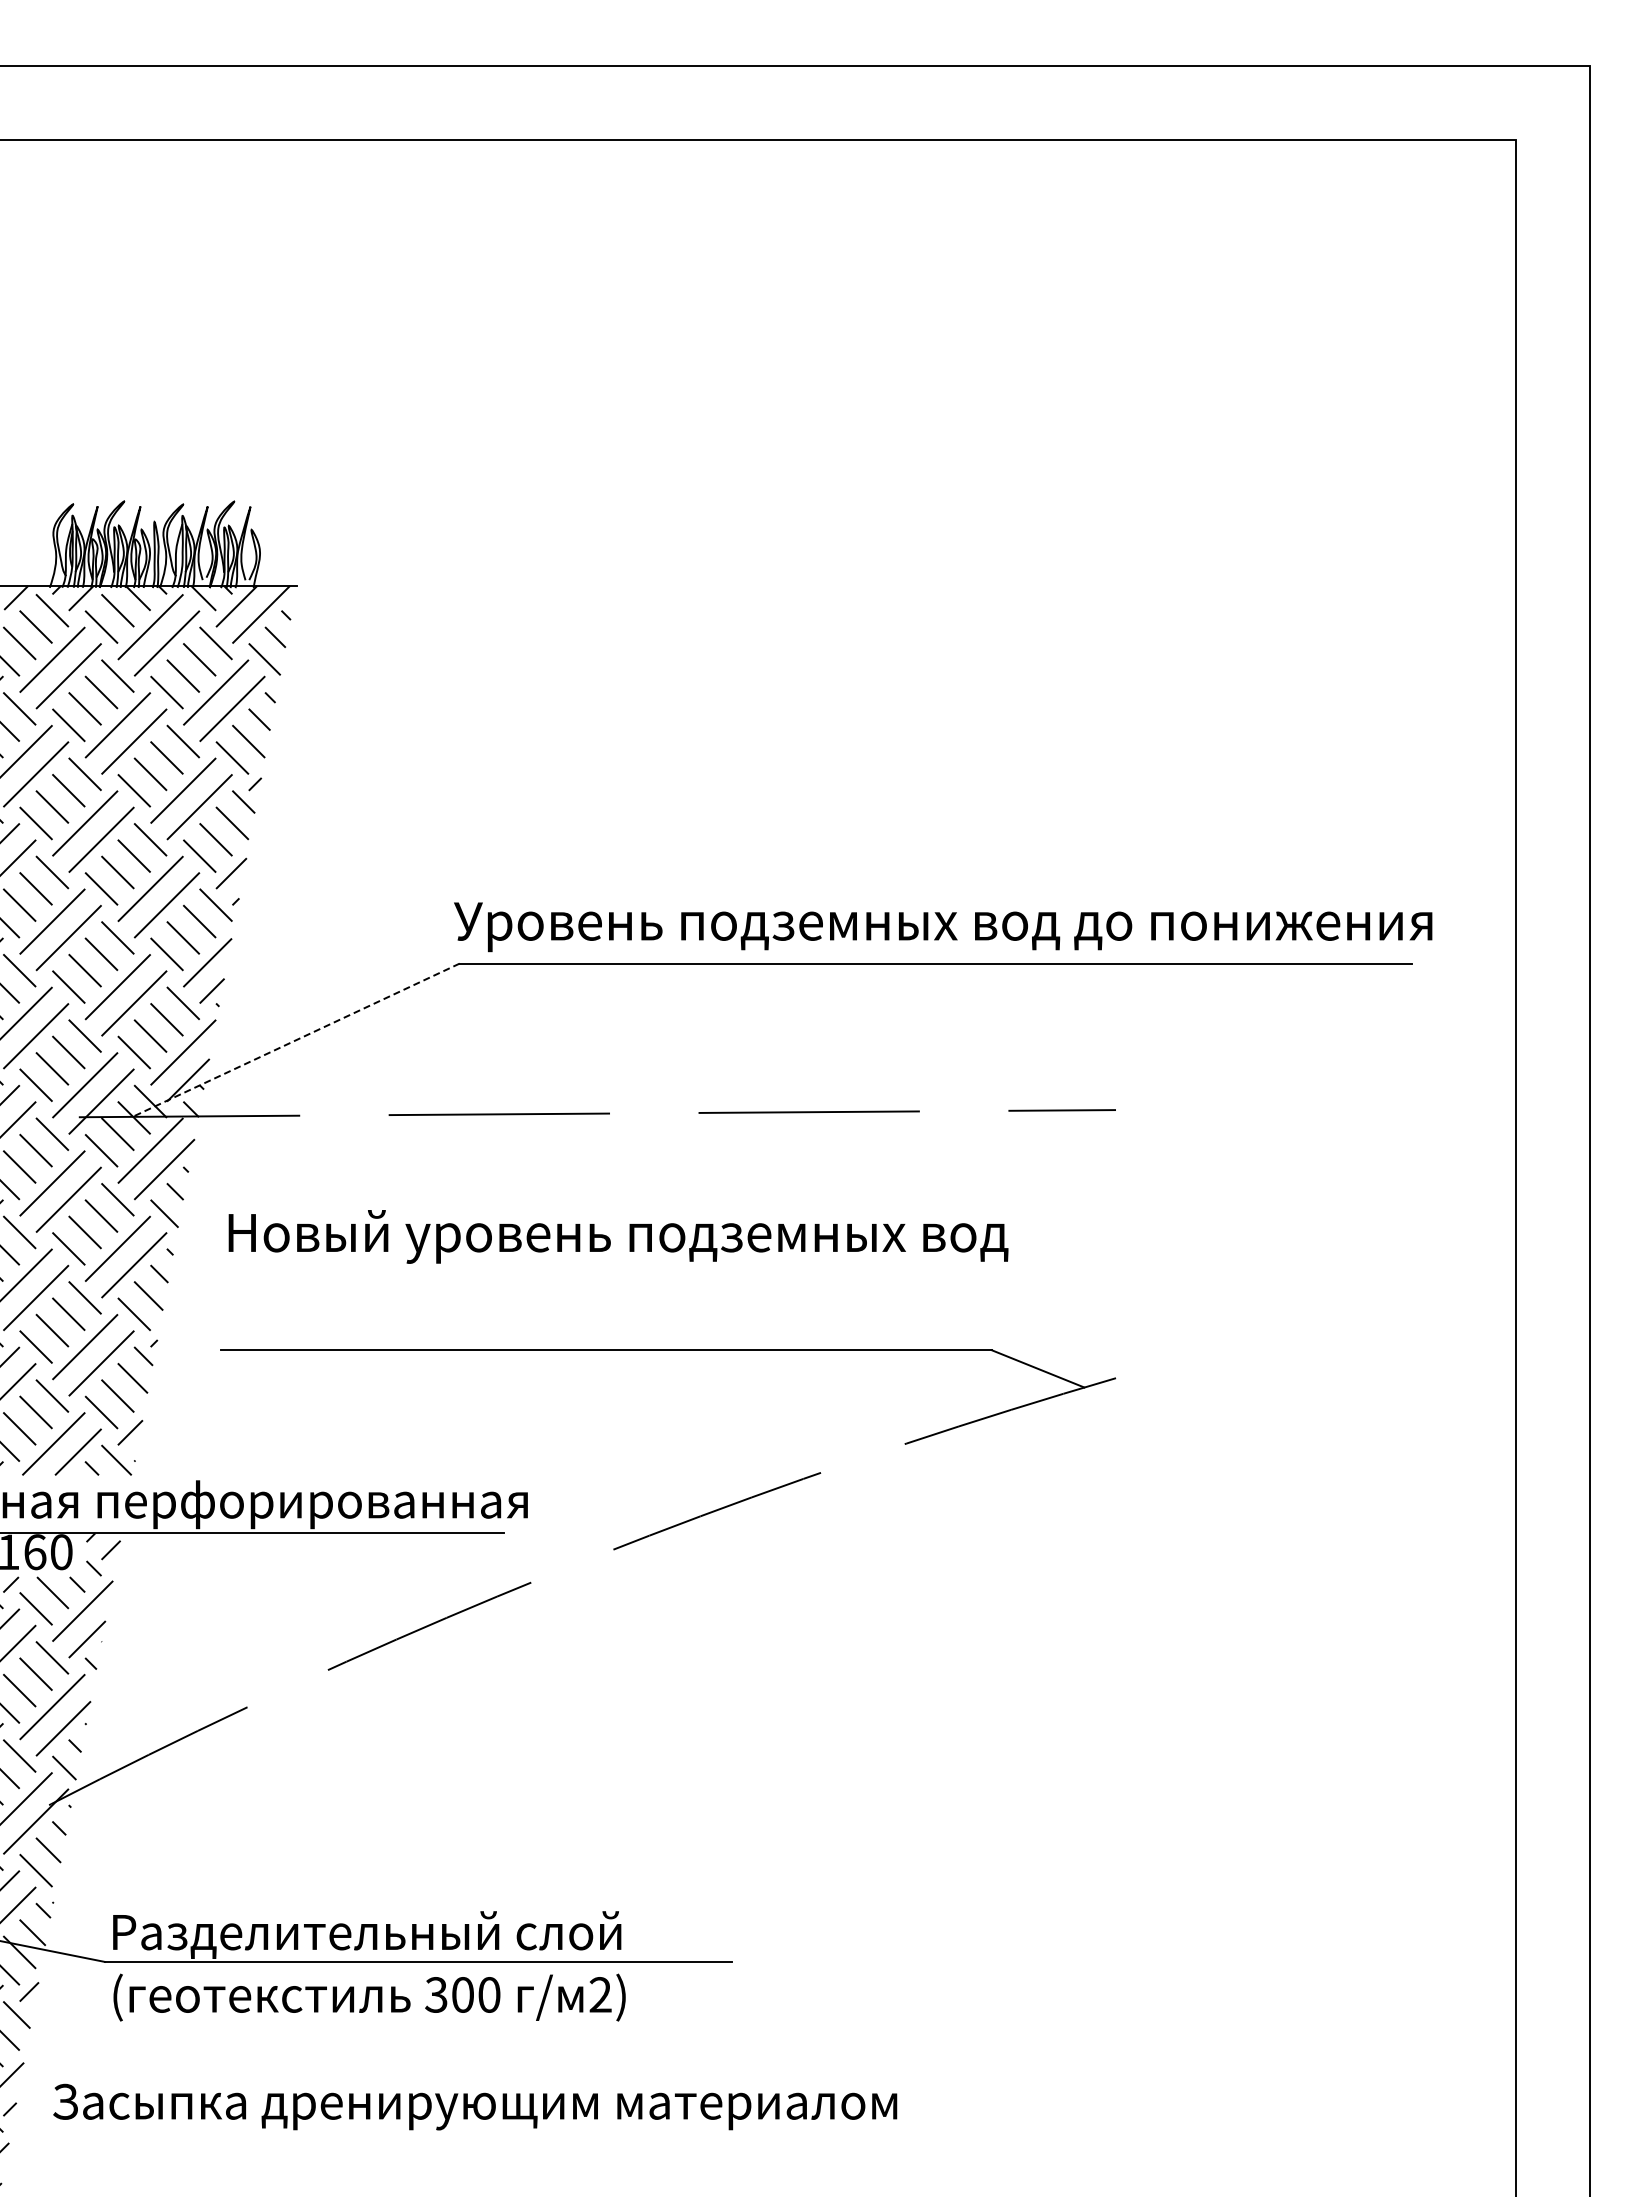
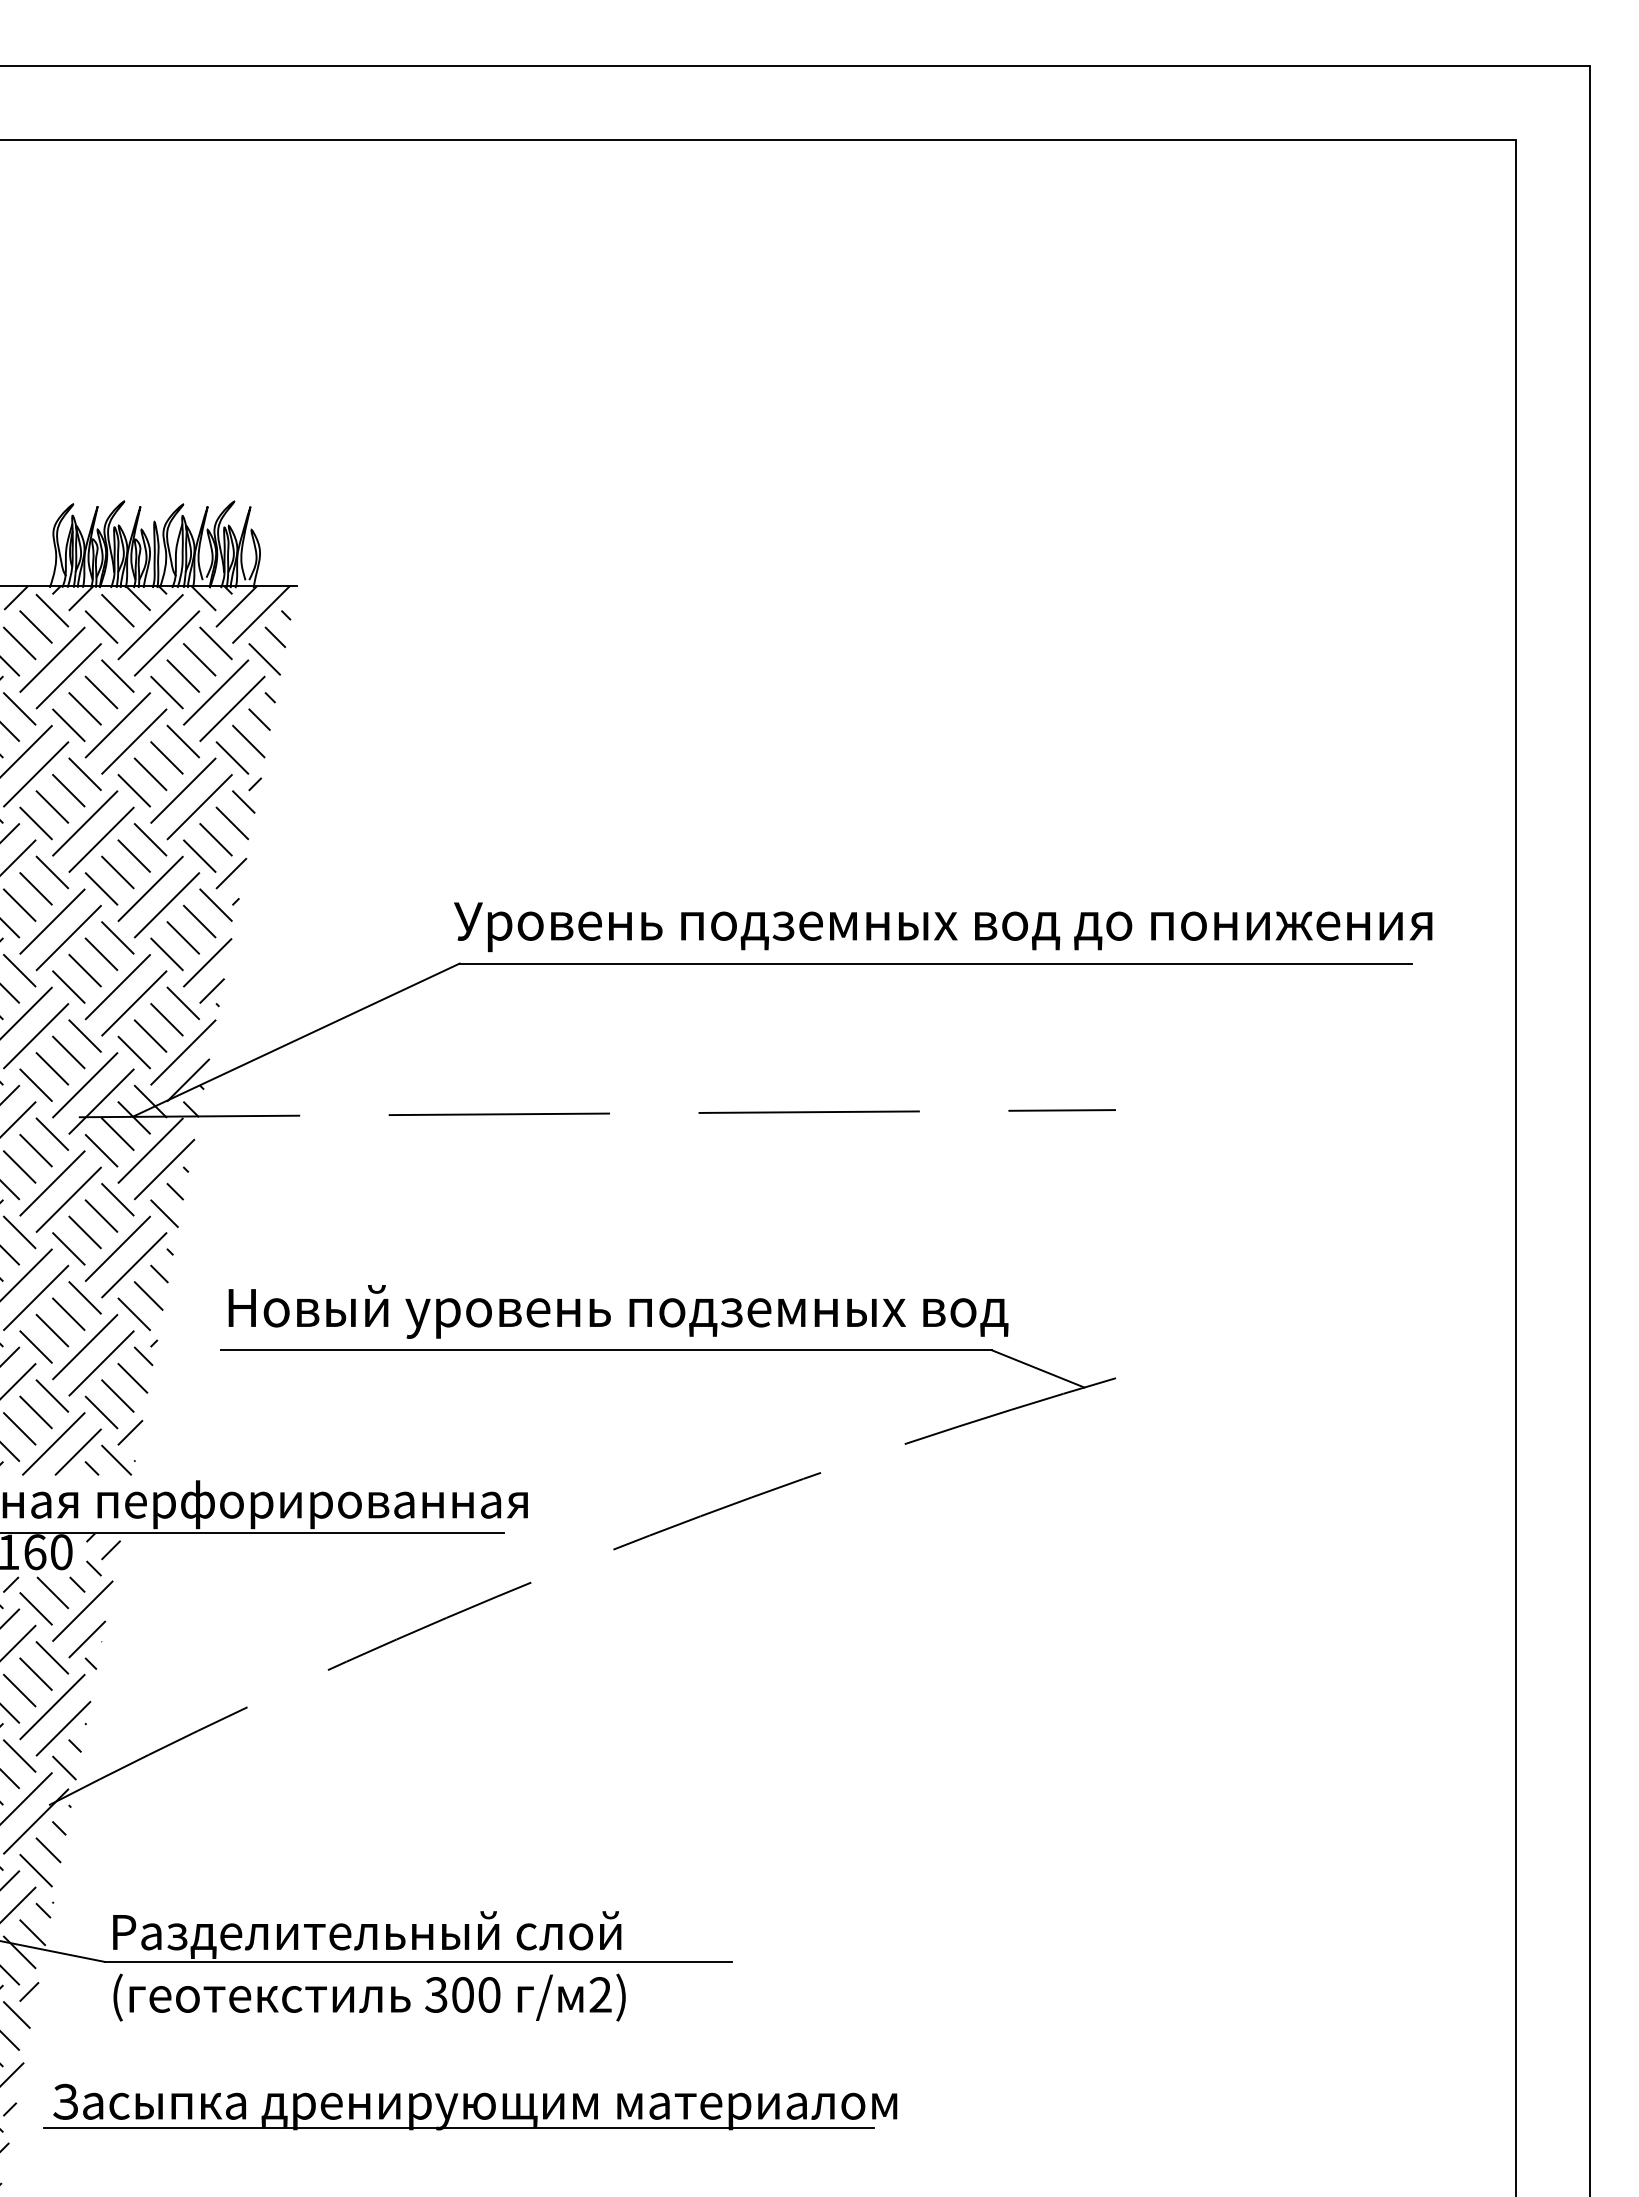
line: dashed -> solid (296, 1040)
text position: (618, 1236) -> (618, 1311) (618, 1311)
line: none -> present (458, 2127)
